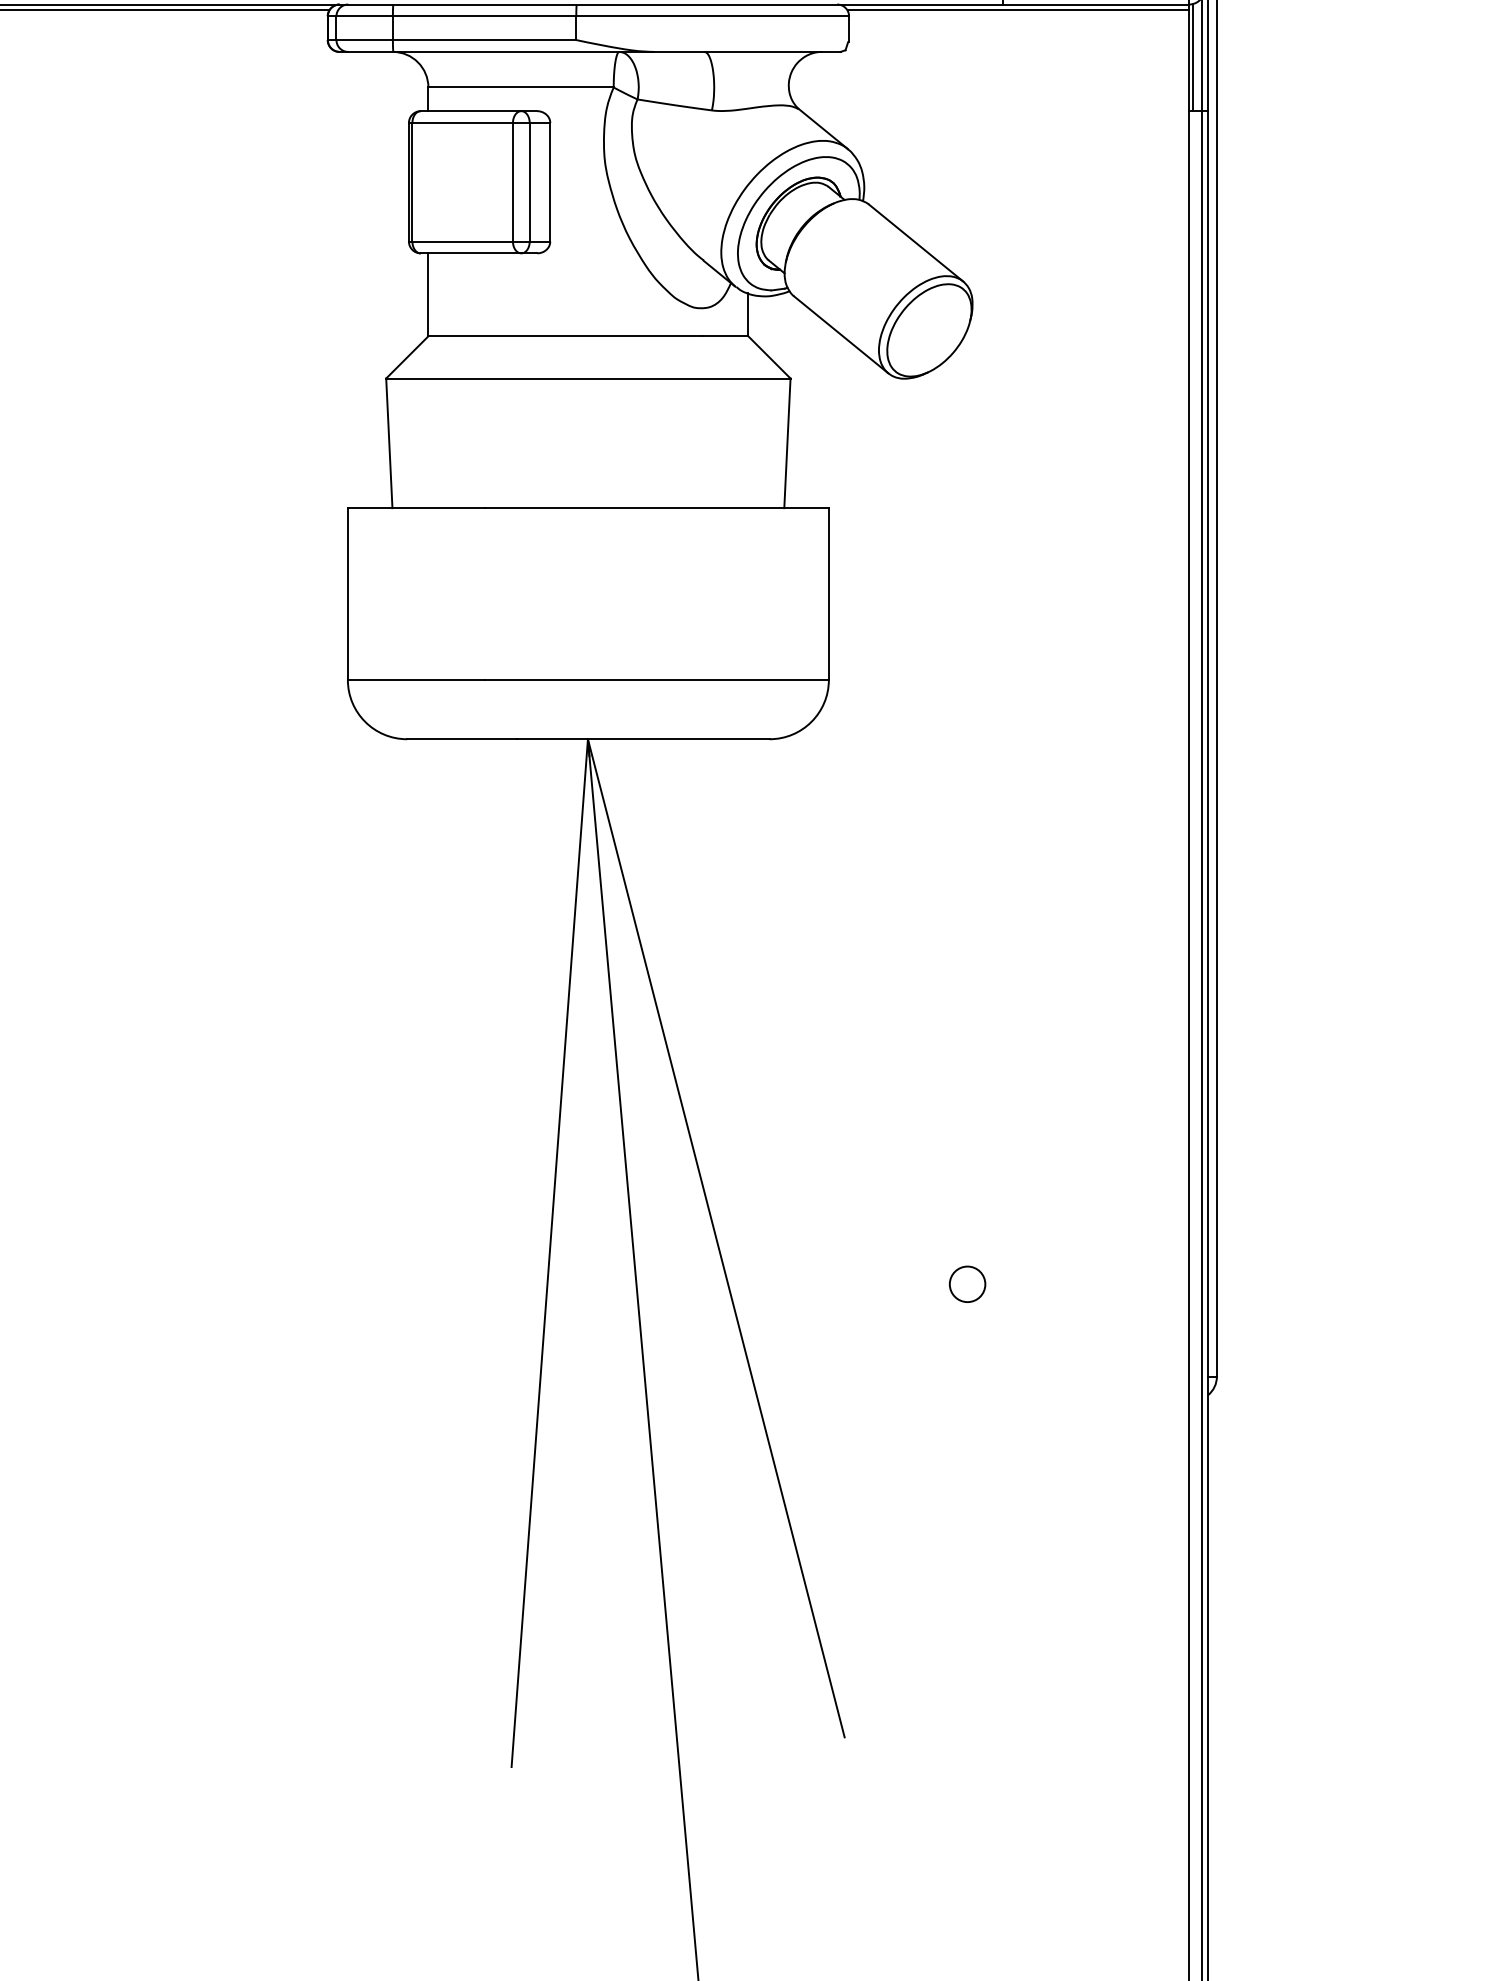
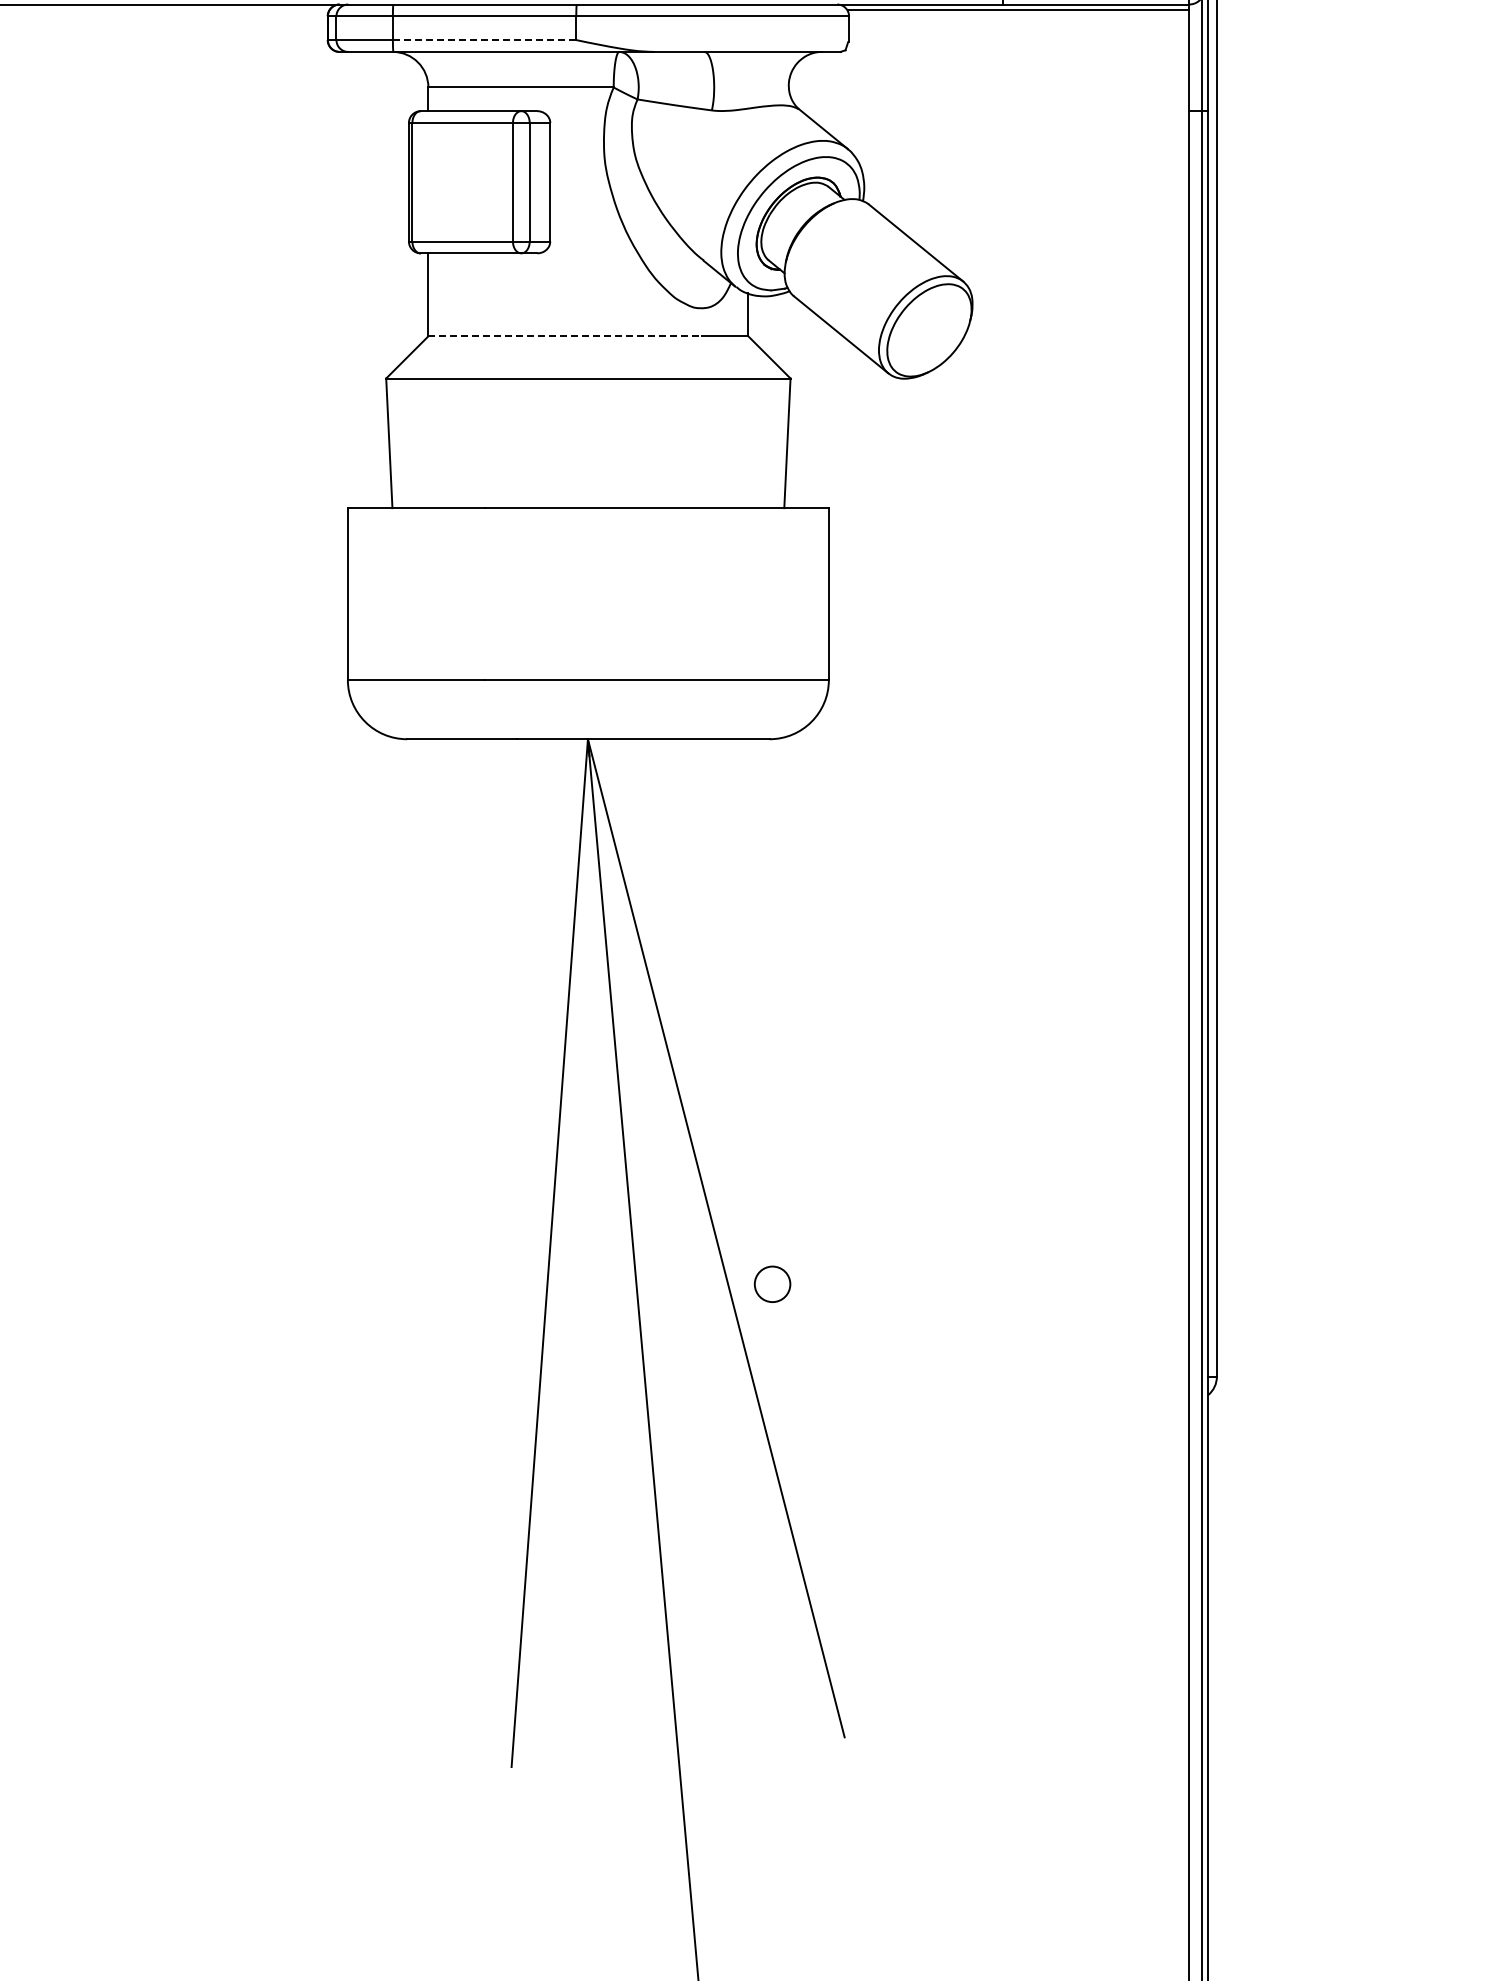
line: present -> none (165, 10)
line: solid -> dashed (484, 40)
line: present -> none (1193, 57)
line: solid -> dashed (564, 336)
circle position: (967, 1283) -> (772, 1283) (772, 1283)
